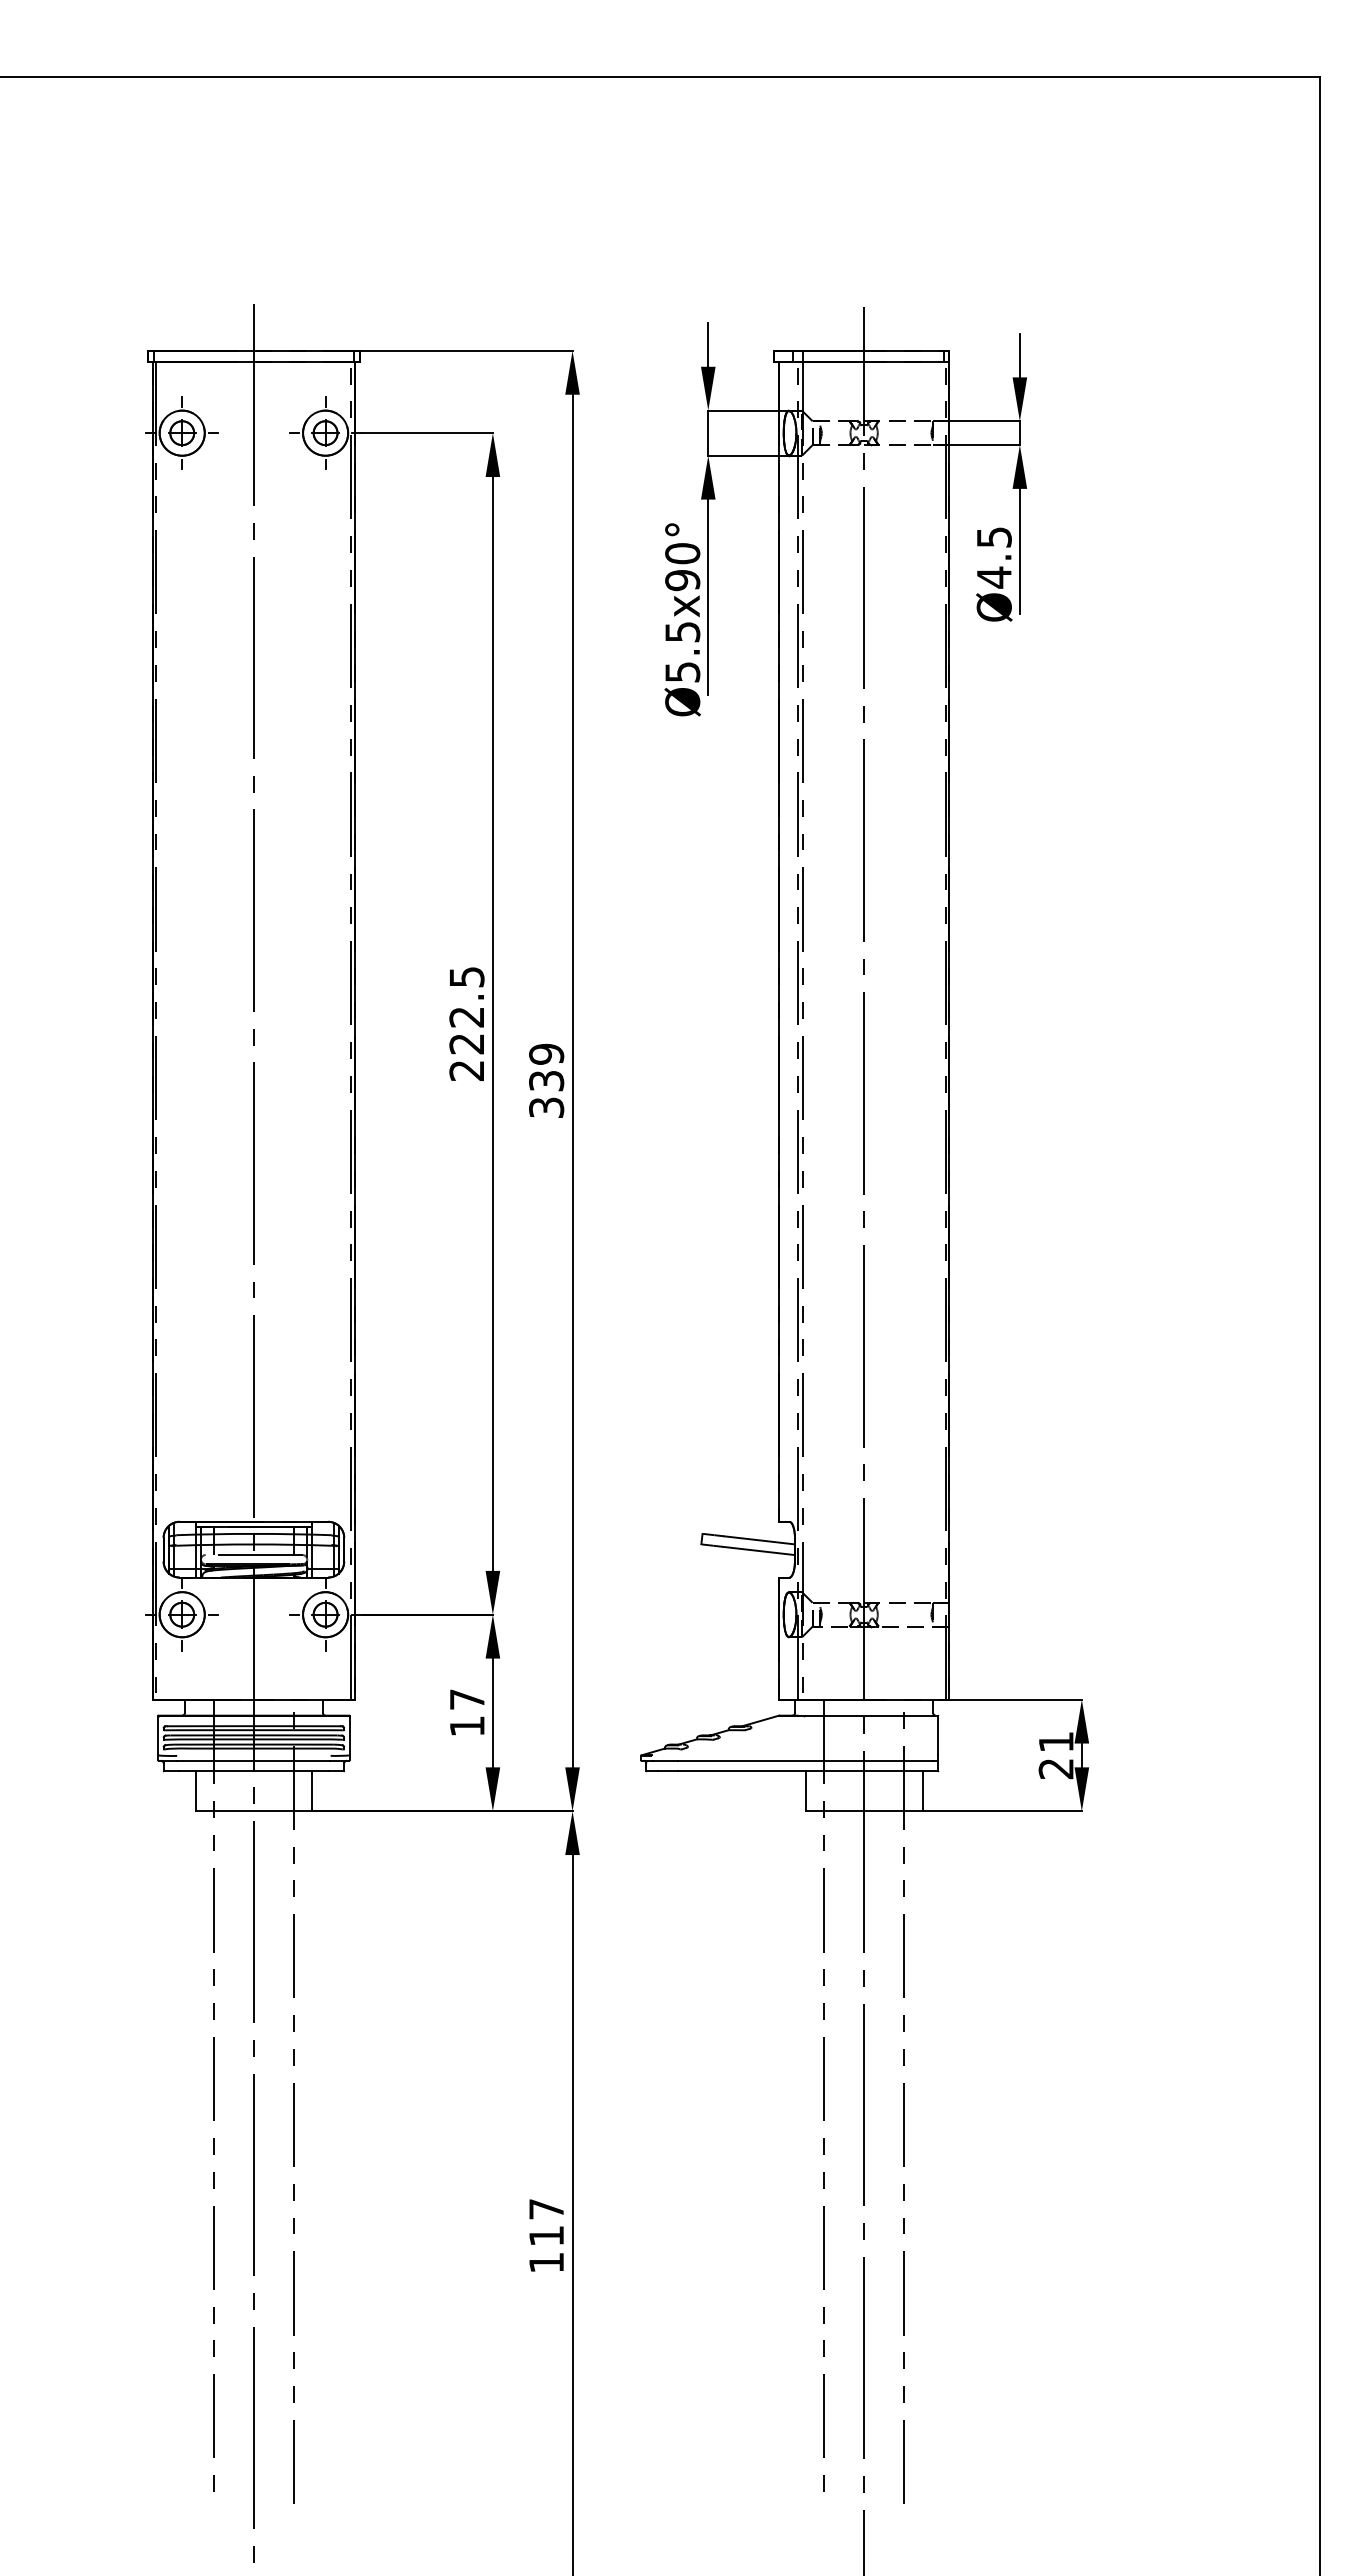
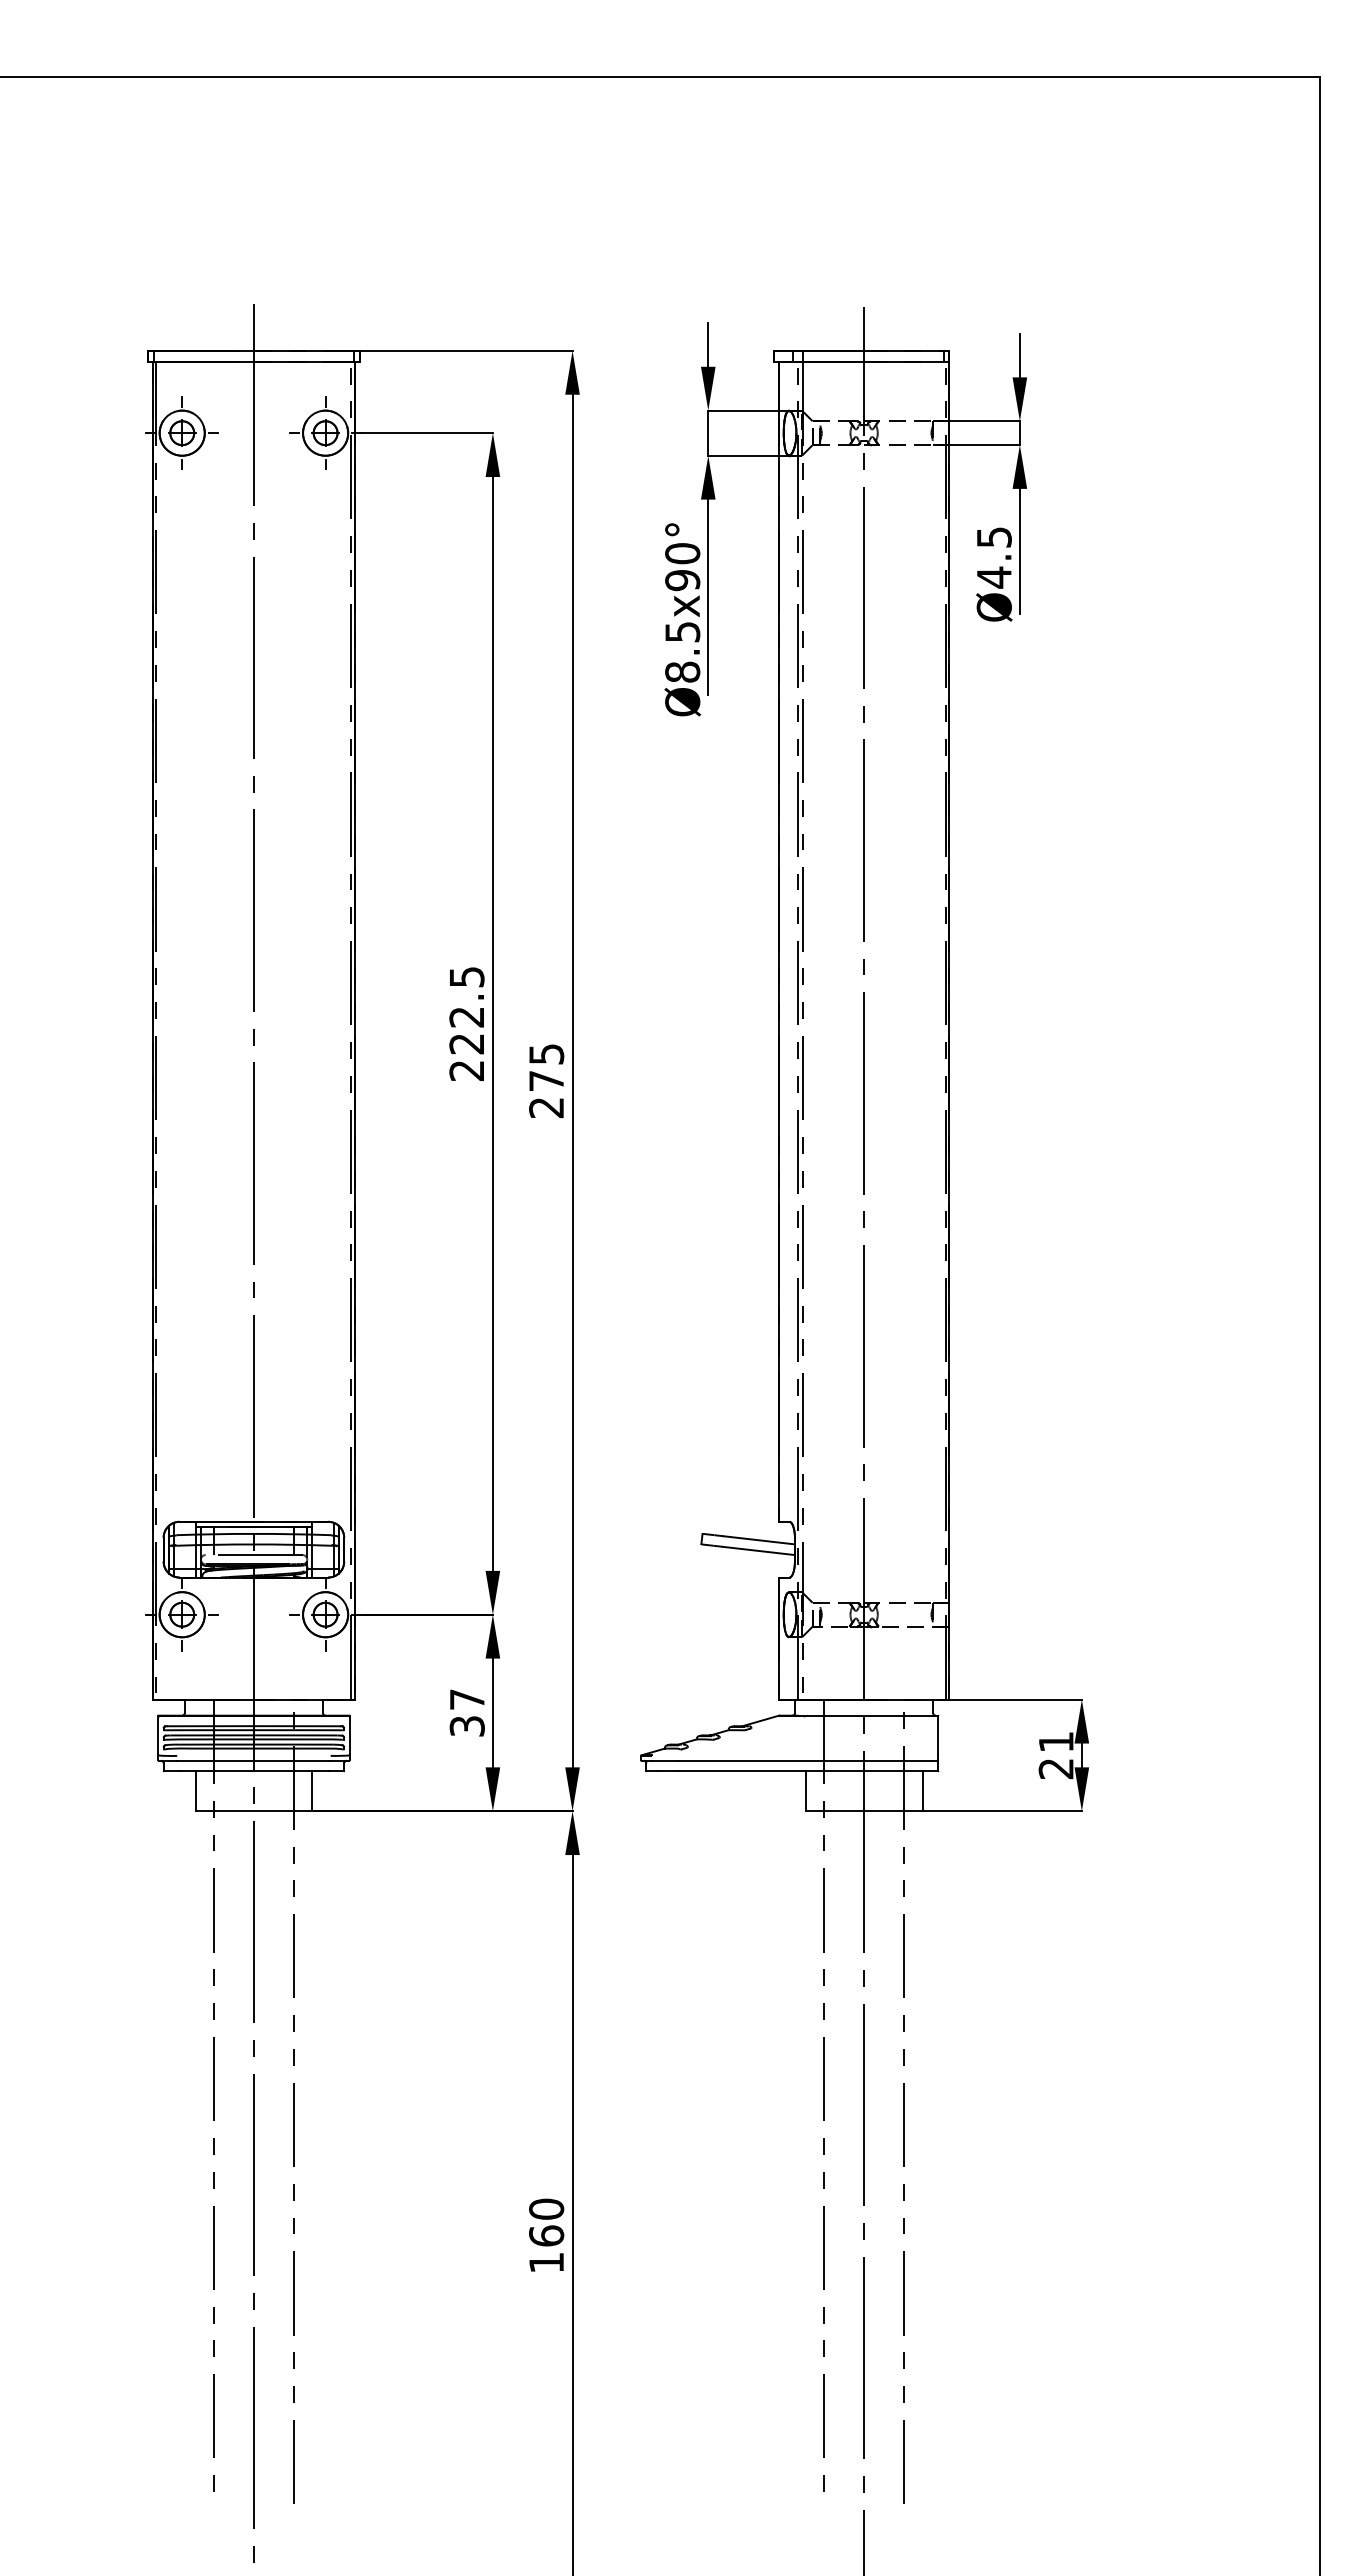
text: Ø5.5x90° -> Ø8.5x90° (682, 671)
text: 339 -> 275 (546, 1080)
text: 17 -> 37 (466, 1726)
text: 117 -> 160 (546, 2222)
